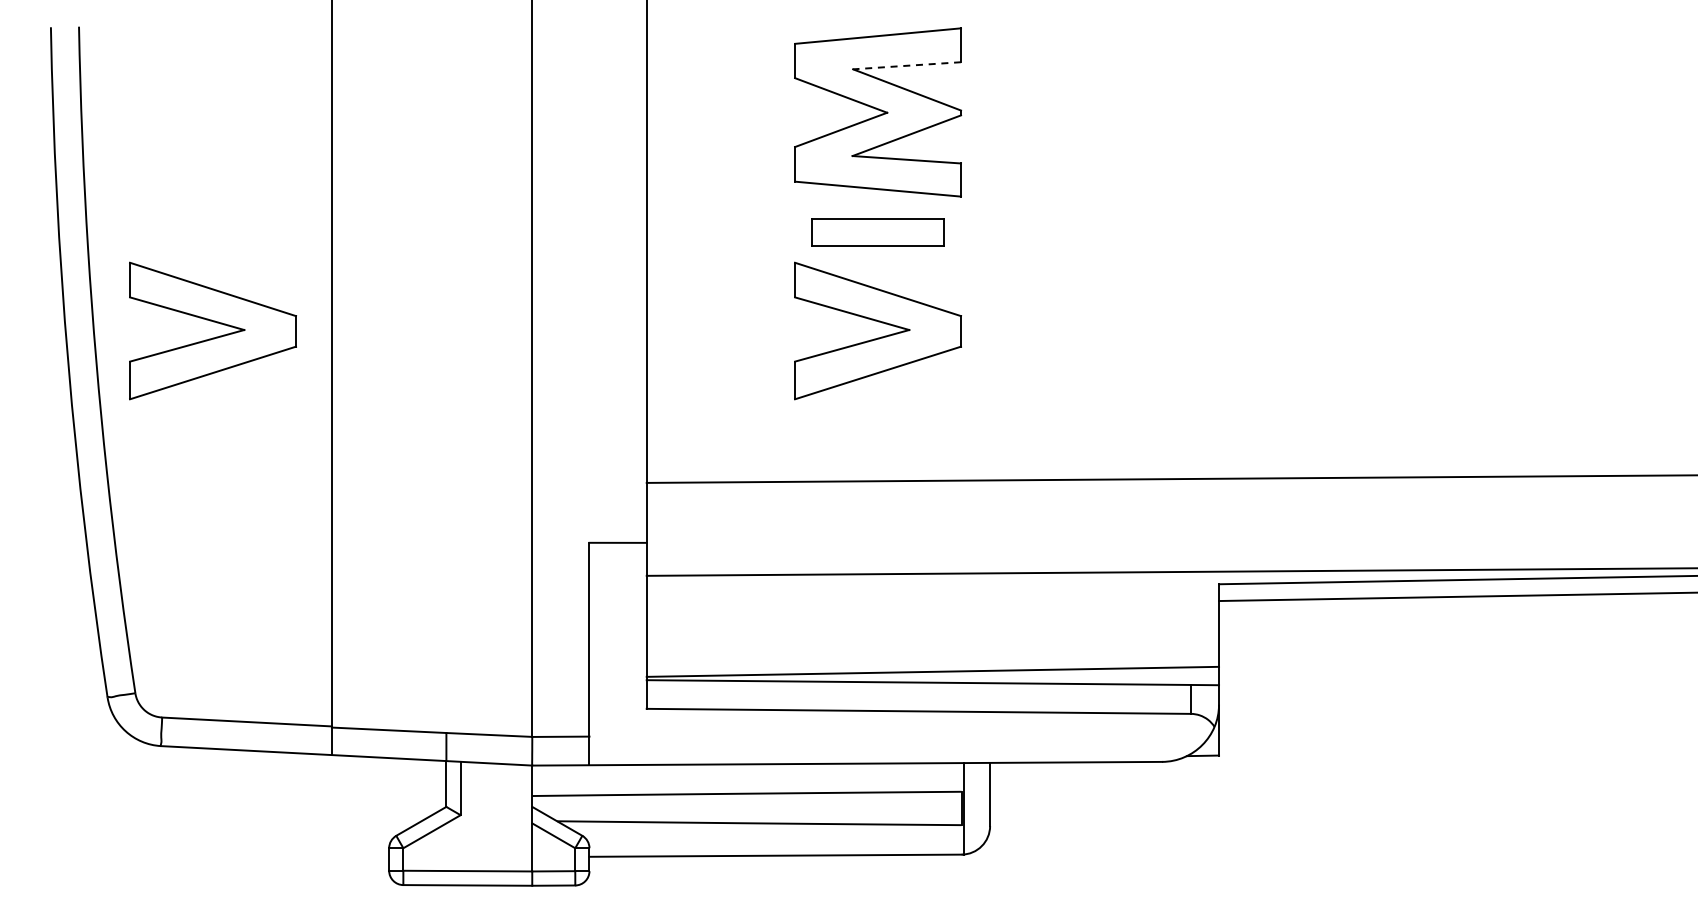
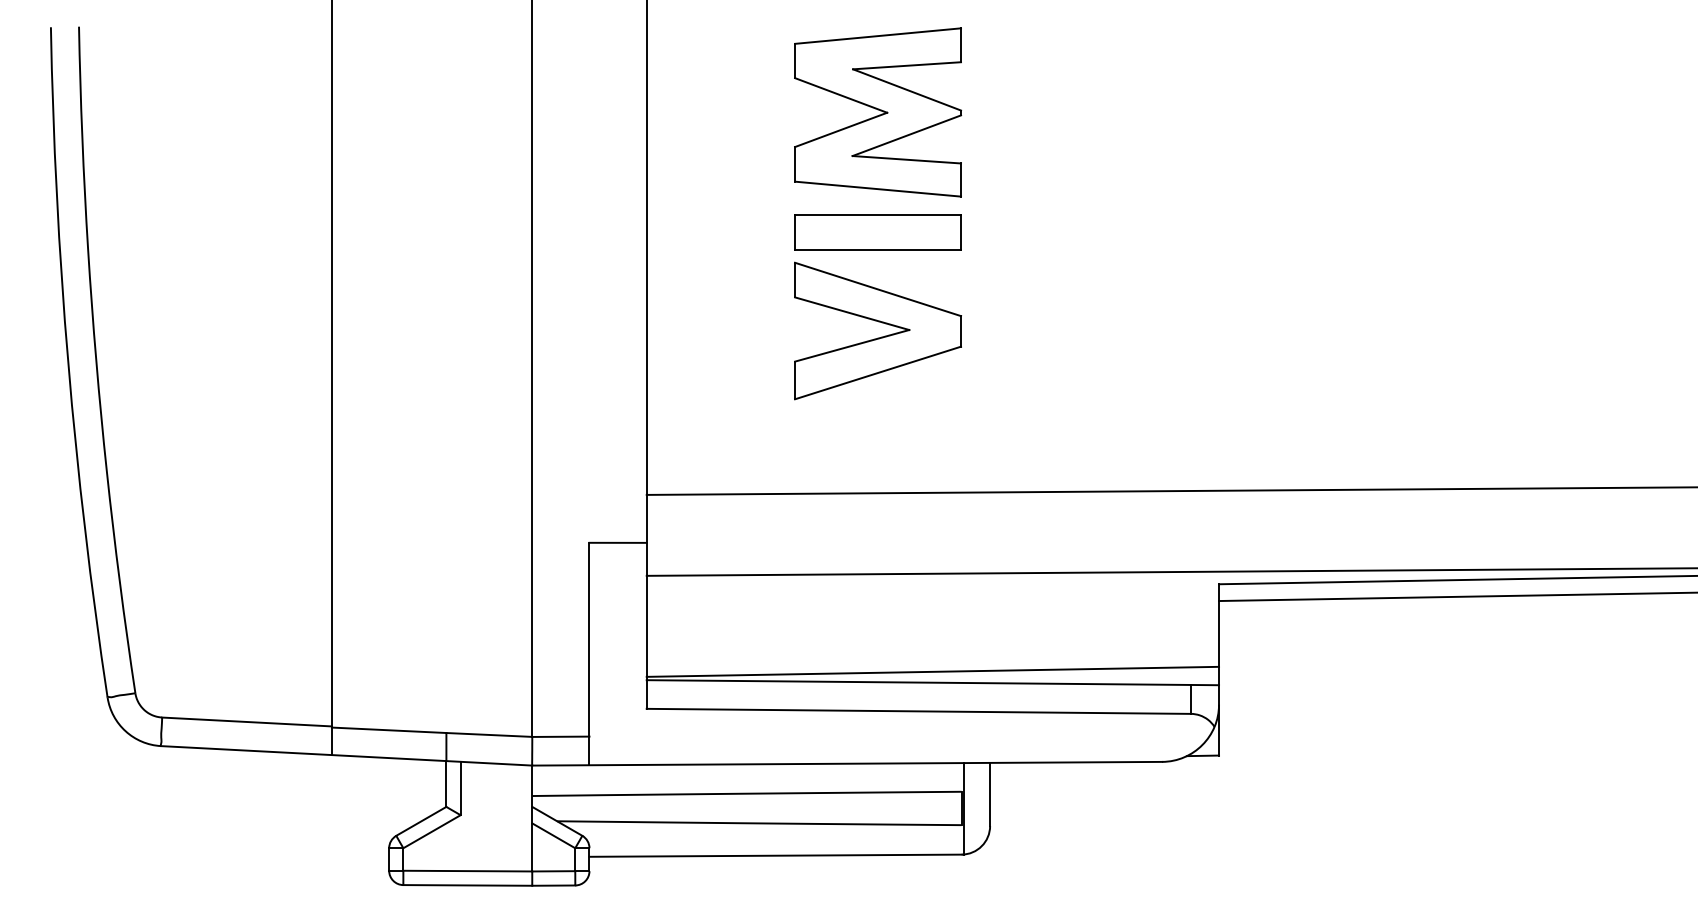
line: dashed -> solid (906, 65)
part size: 134x29 px -> 168x37 px (877, 232)
part: present -> none (212, 337)
line position: (1170, 478) -> (1170, 490) (1170, 490)
